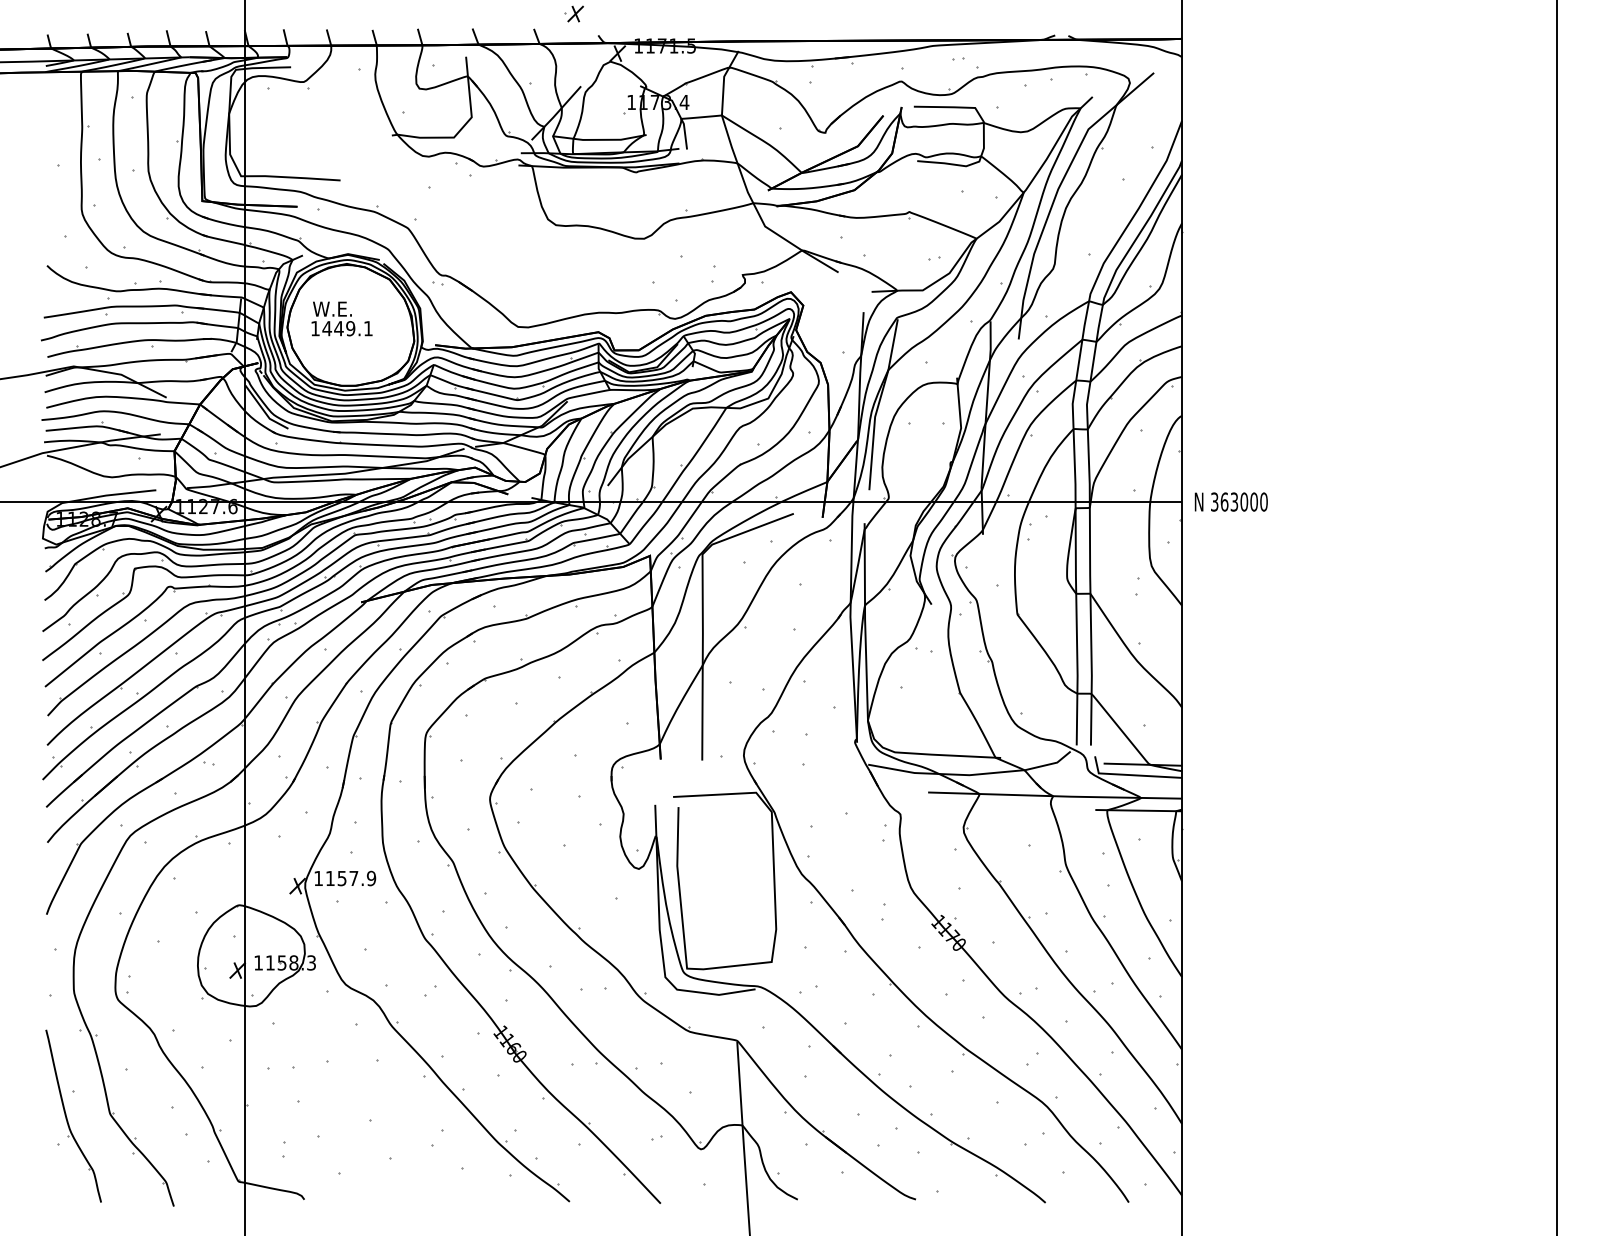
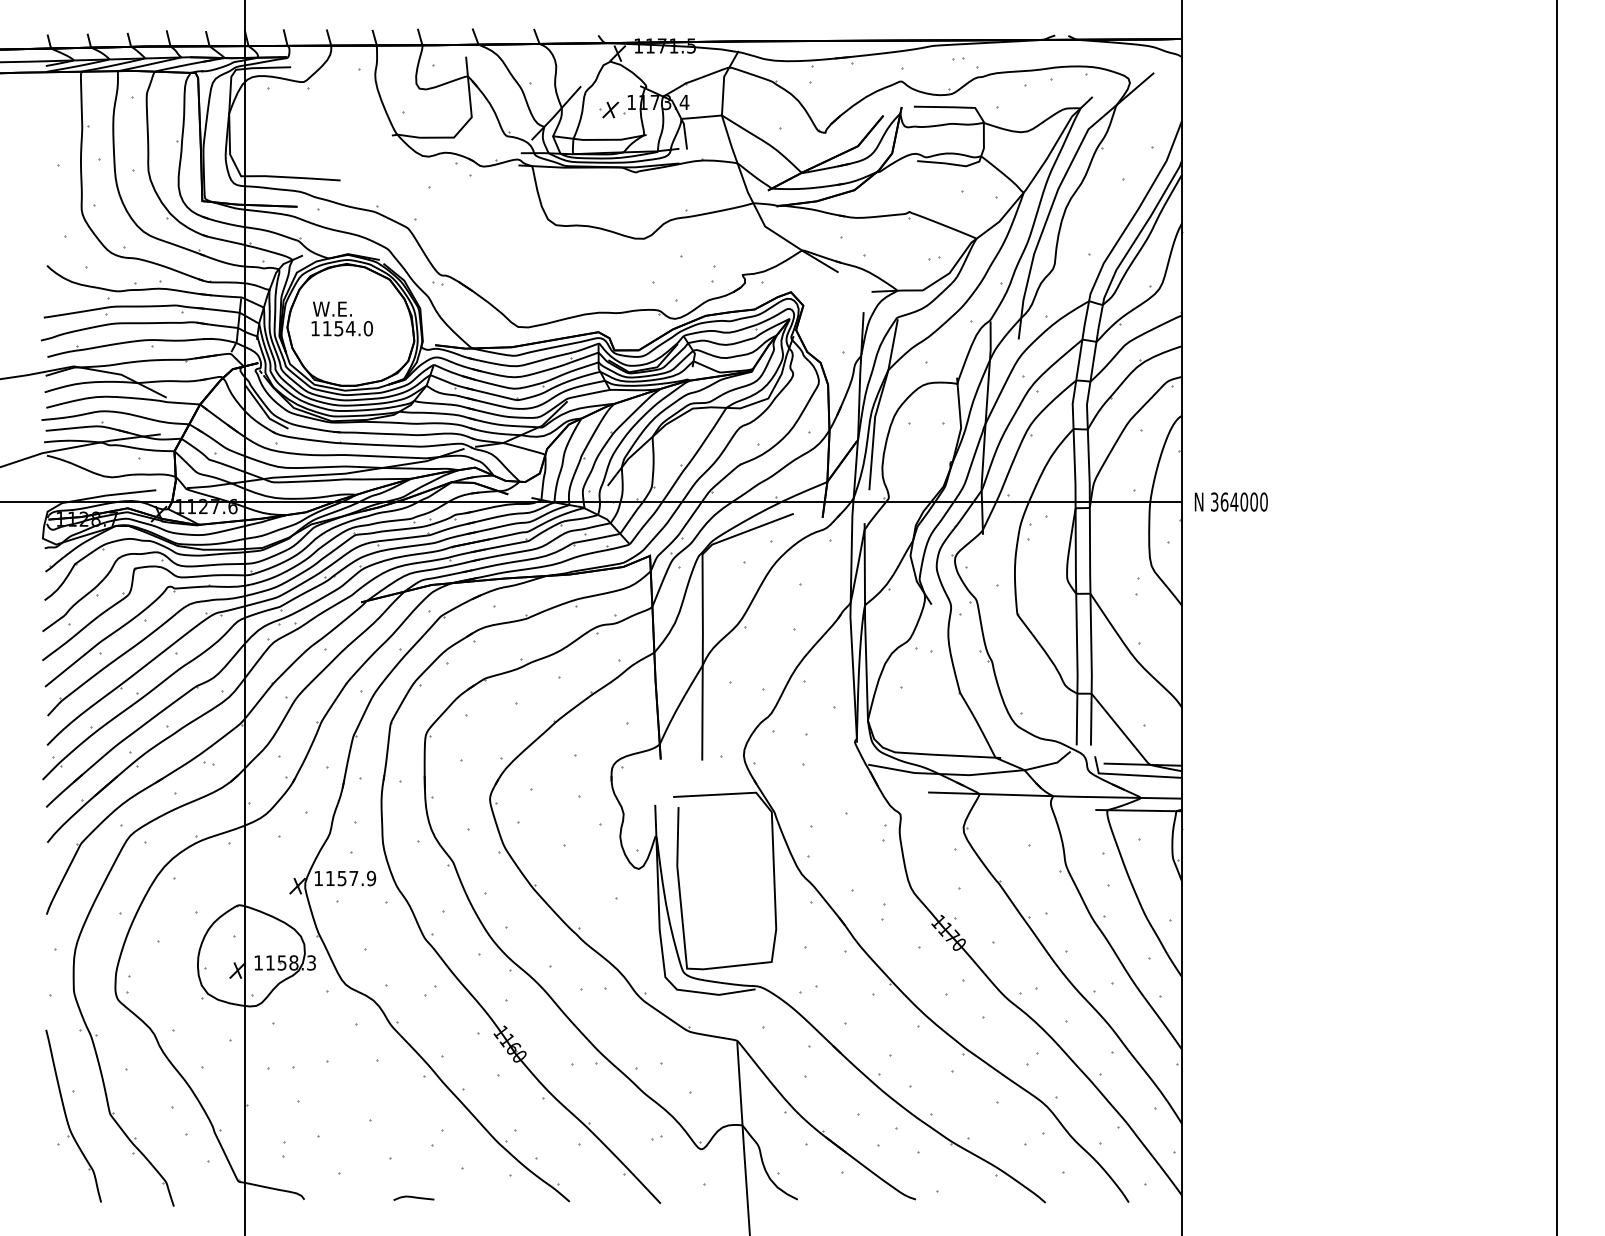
part position: (573, 13) -> (608, 109) (608, 109)
text: 1449.1 -> 1154.0 (347, 328)
text: 363000 -> 364000 (1234, 501)
curve: none -> present (413, 1197)
